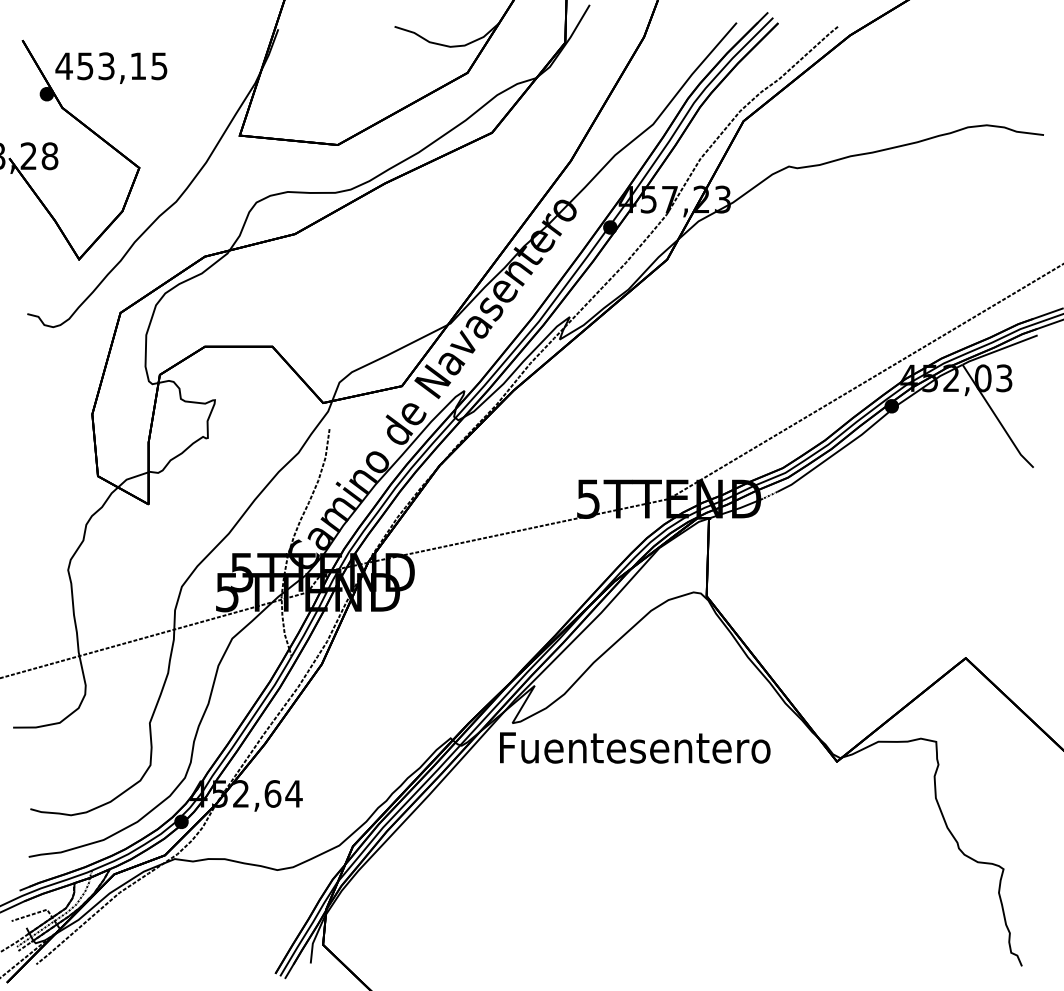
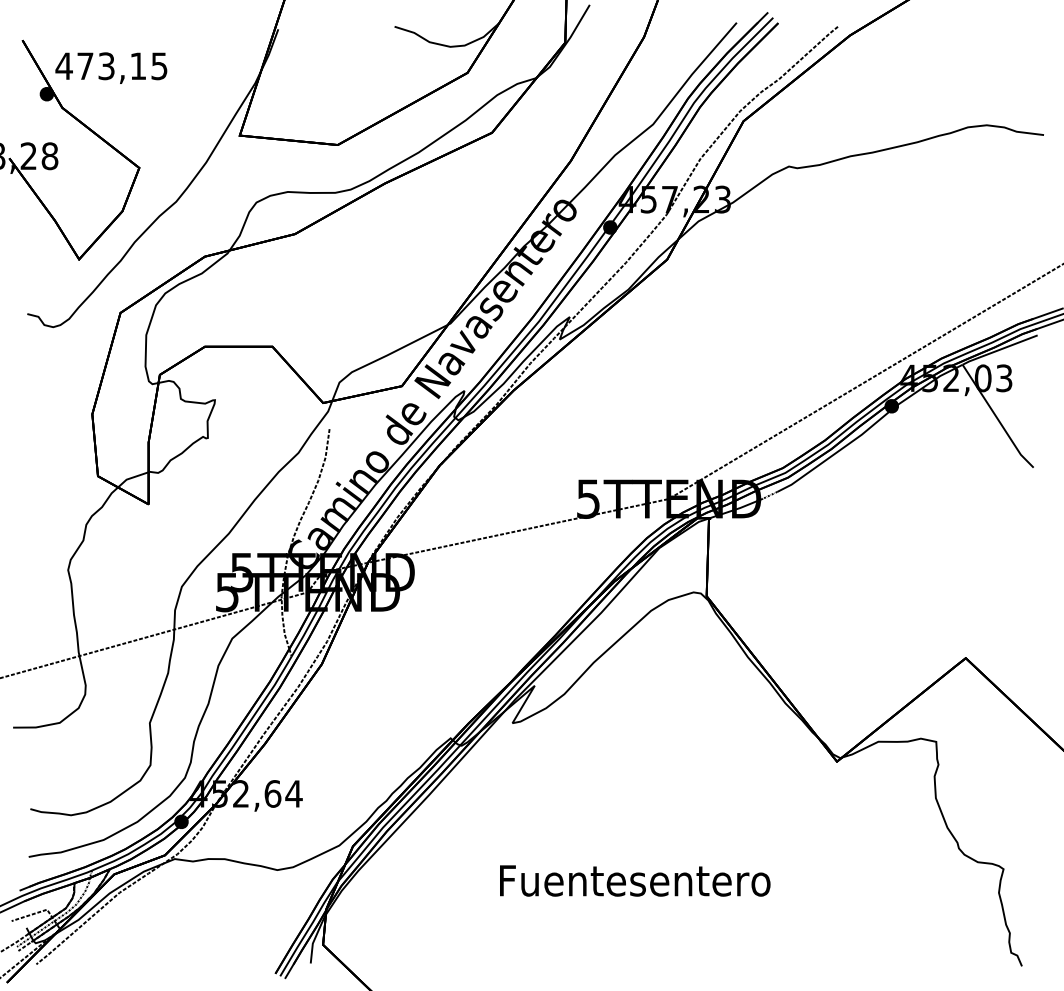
text: 453,15 -> 473,15 (85, 66)
text position: (635, 747) -> (635, 880) (635, 880)
